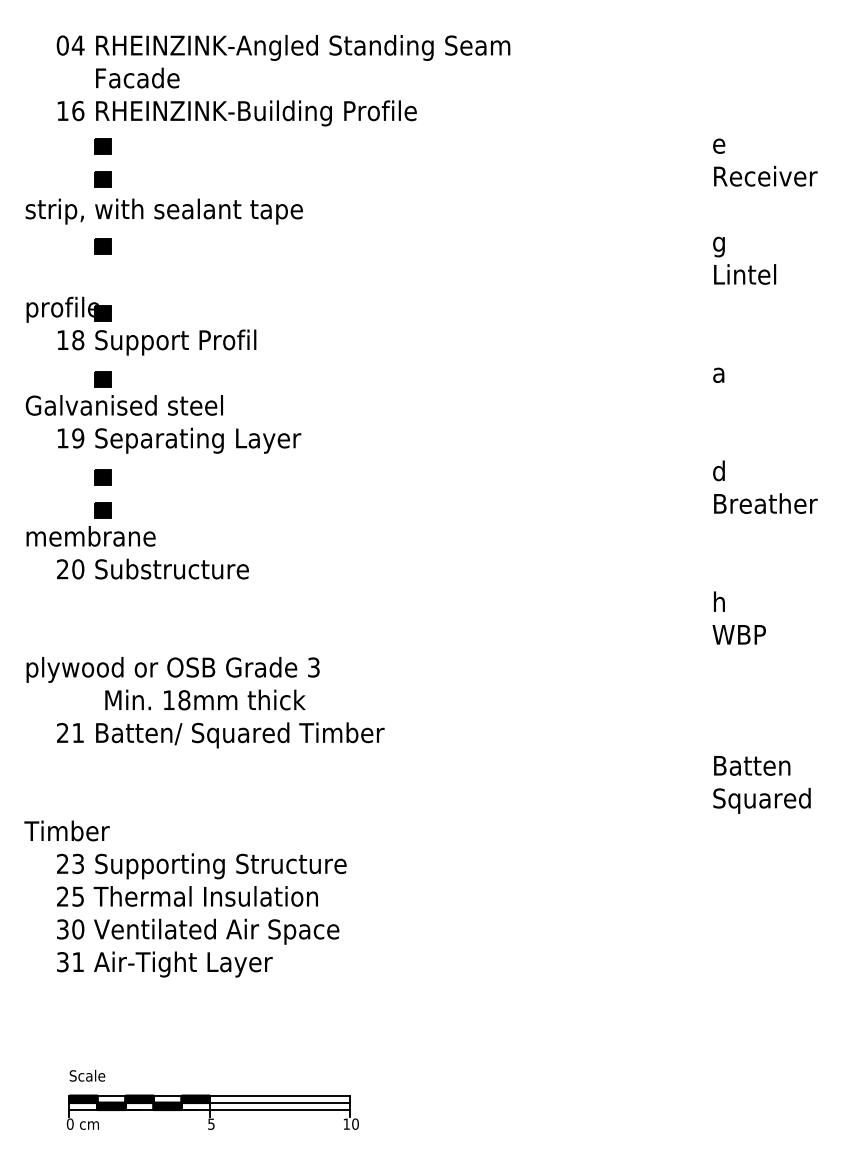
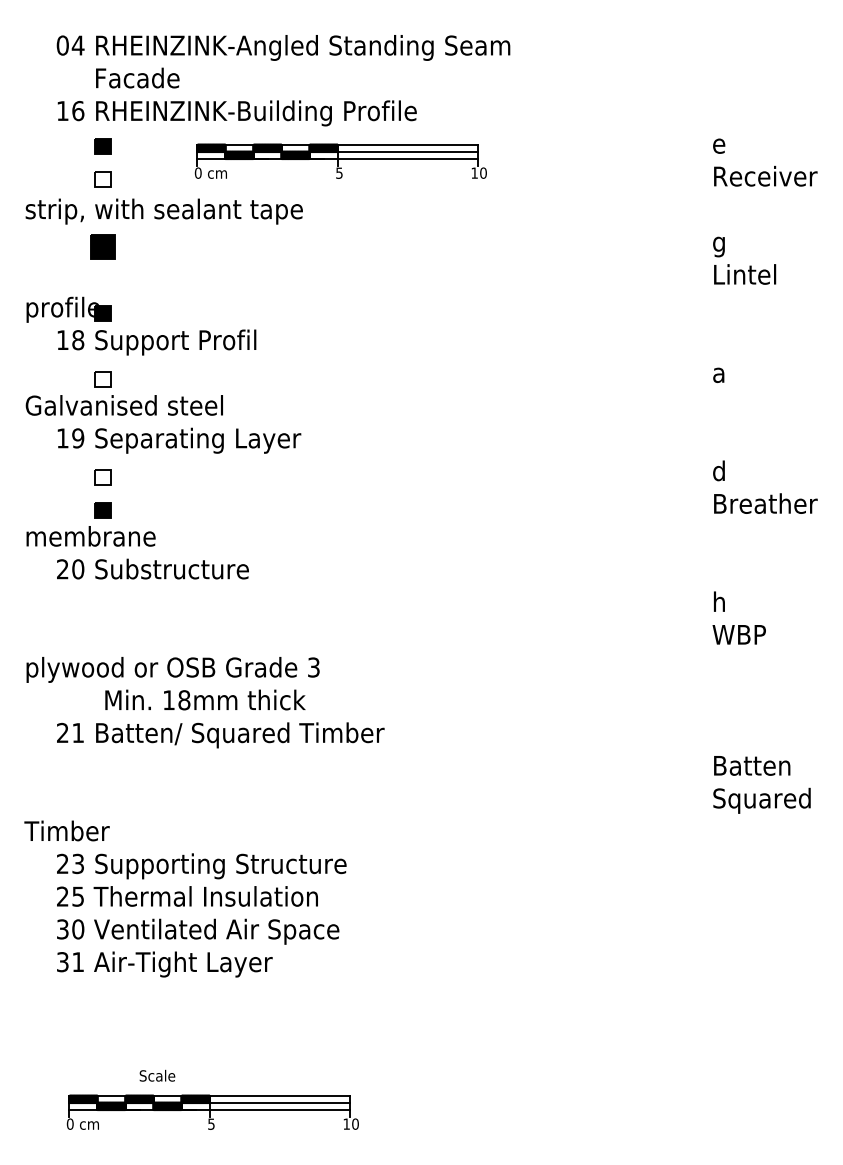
part: none -> present (340, 160)
fill: present -> none (102, 178)
part size: 18x17 px -> 26x26 px (102, 246)
fill: present -> none (102, 378)
fill: present -> none (102, 477)
text position: (87, 1075) -> (157, 1075) (157, 1075)
